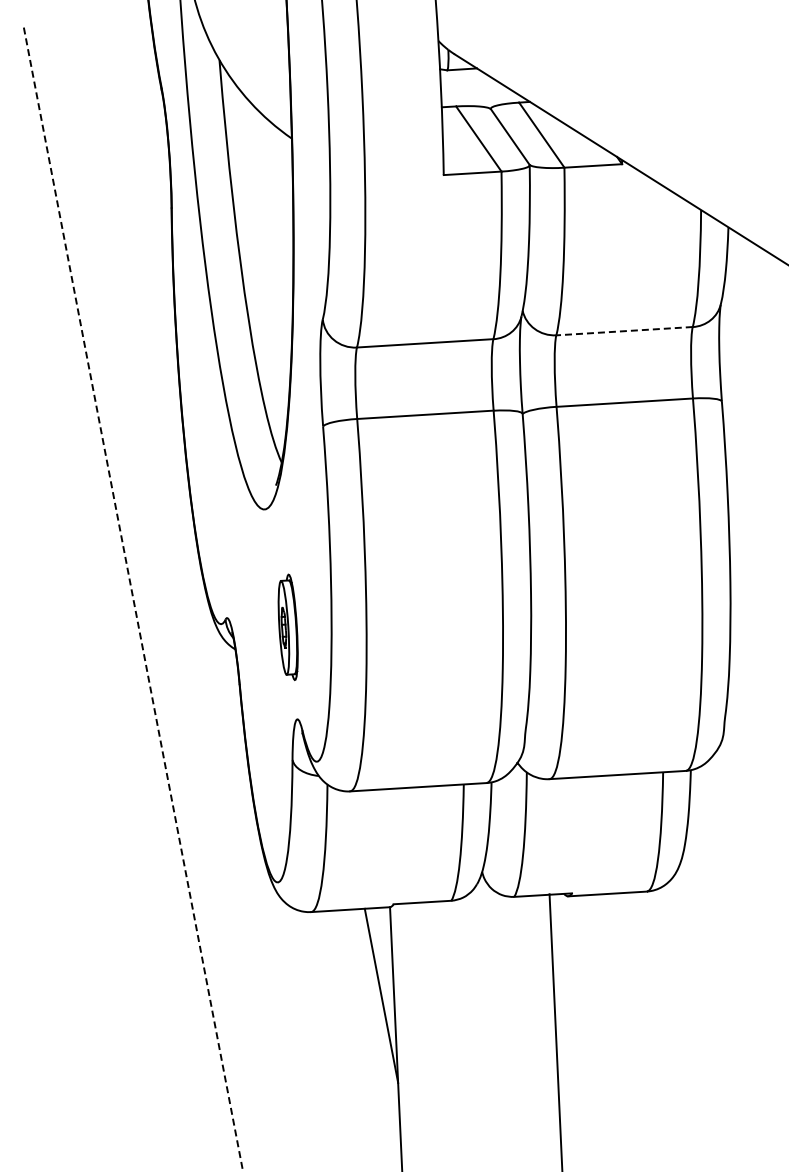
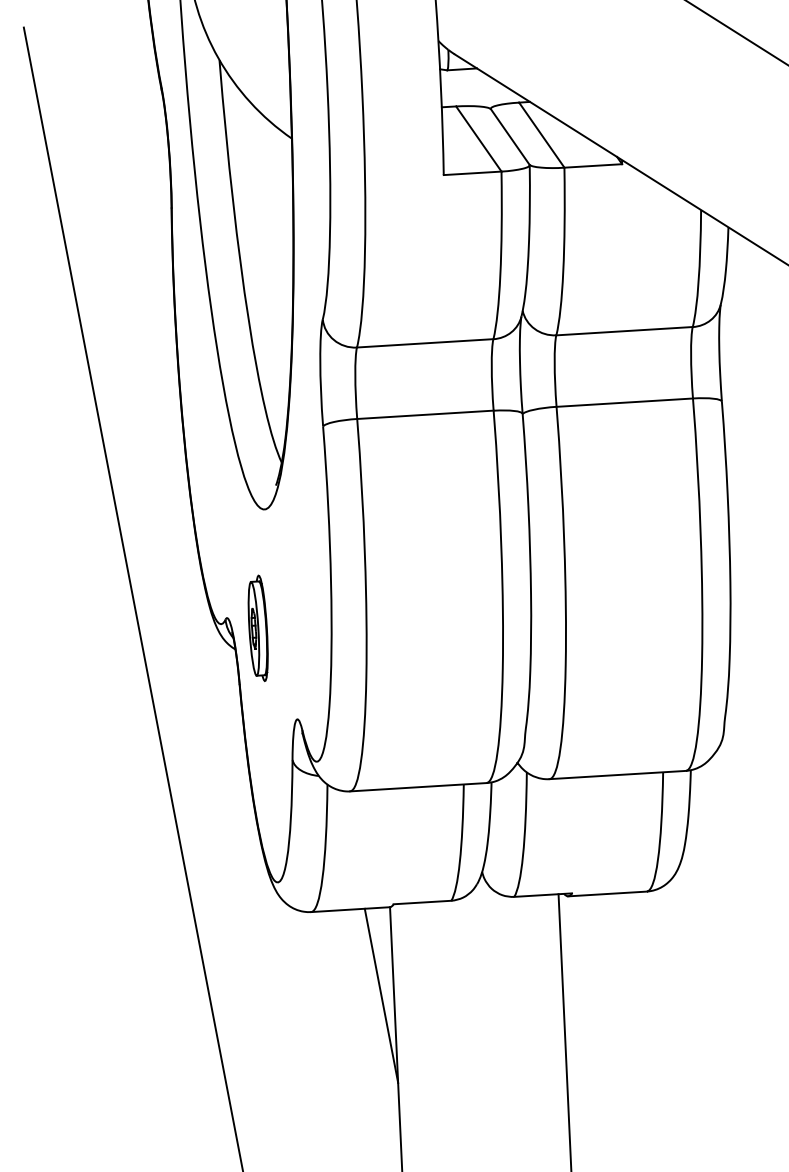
line: none -> present (736, 32)
line: dashed -> solid (624, 331)
line: dashed -> solid (133, 599)
part position: (287, 626) -> (257, 627) (257, 627)
line position: (555, 1031) -> (564, 1031) (564, 1031)
